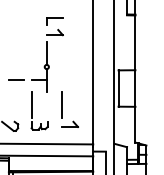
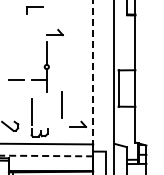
part position: (54, 21) -> (34, 10) (34, 10)
line: solid -> dashed (93, 73)
part position: (32, 110) -> (32, 117) (32, 117)
part position: (69, 123) -> (77, 123) (77, 123)
line: solid -> dashed (47, 156)
